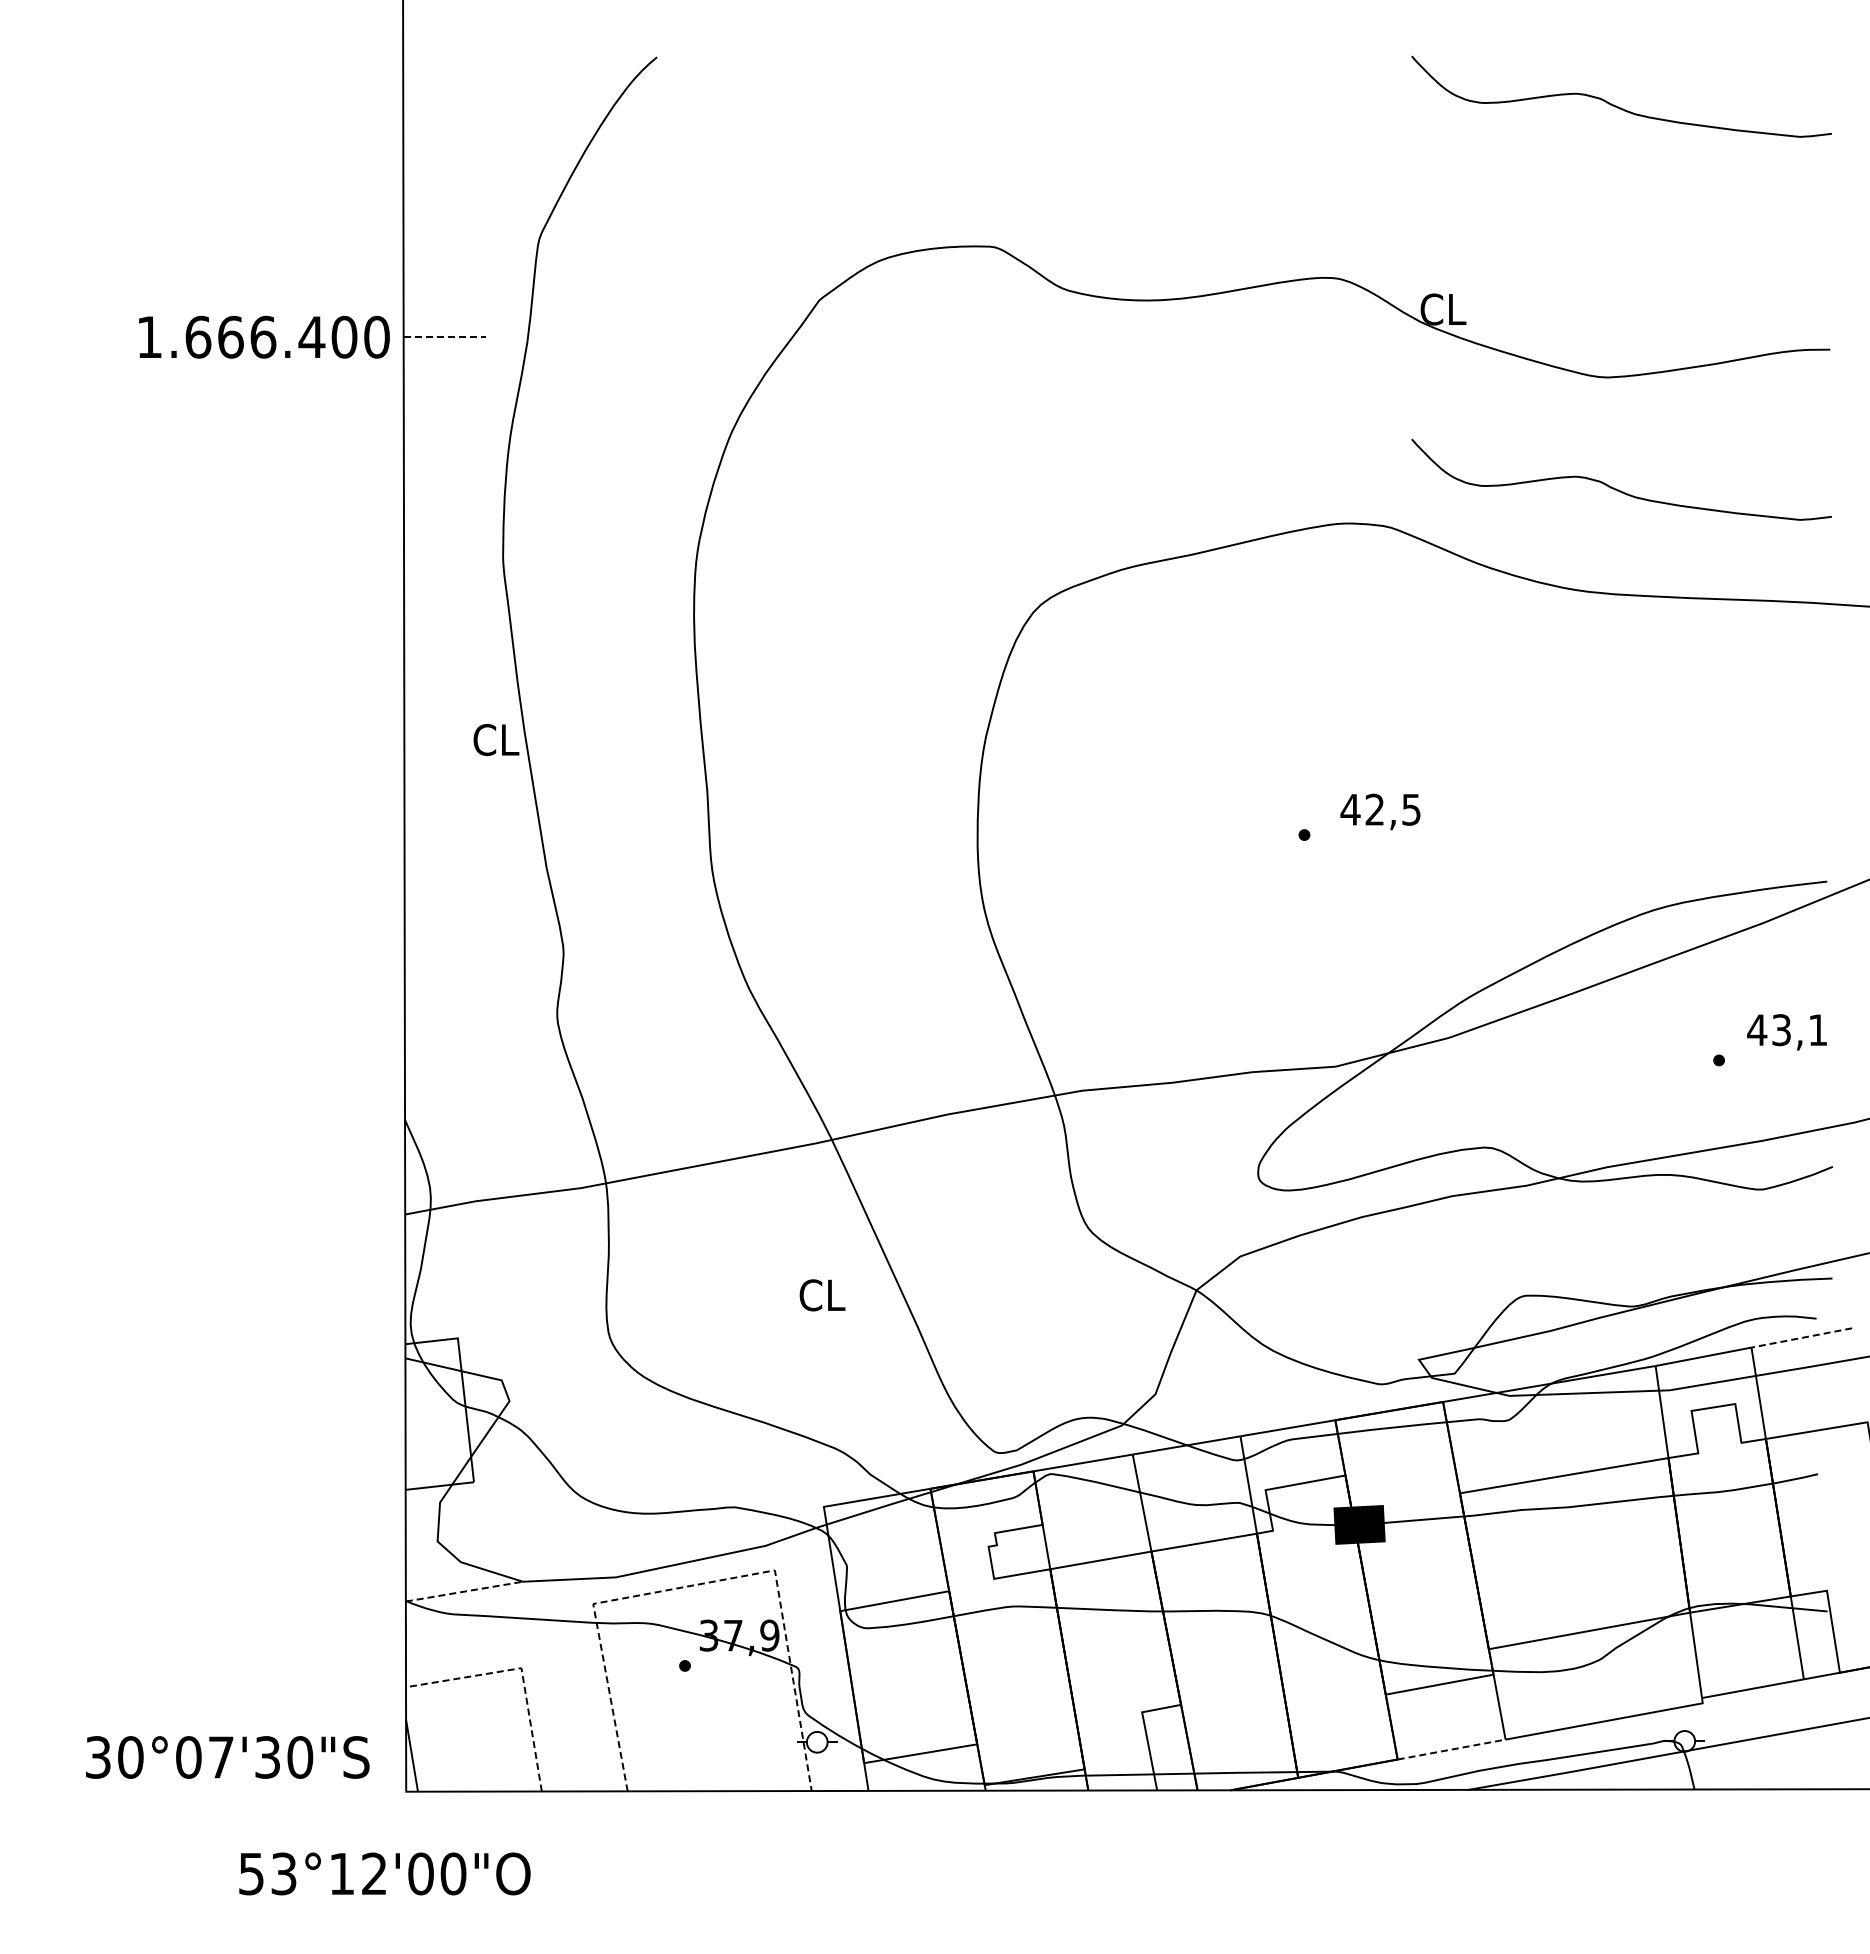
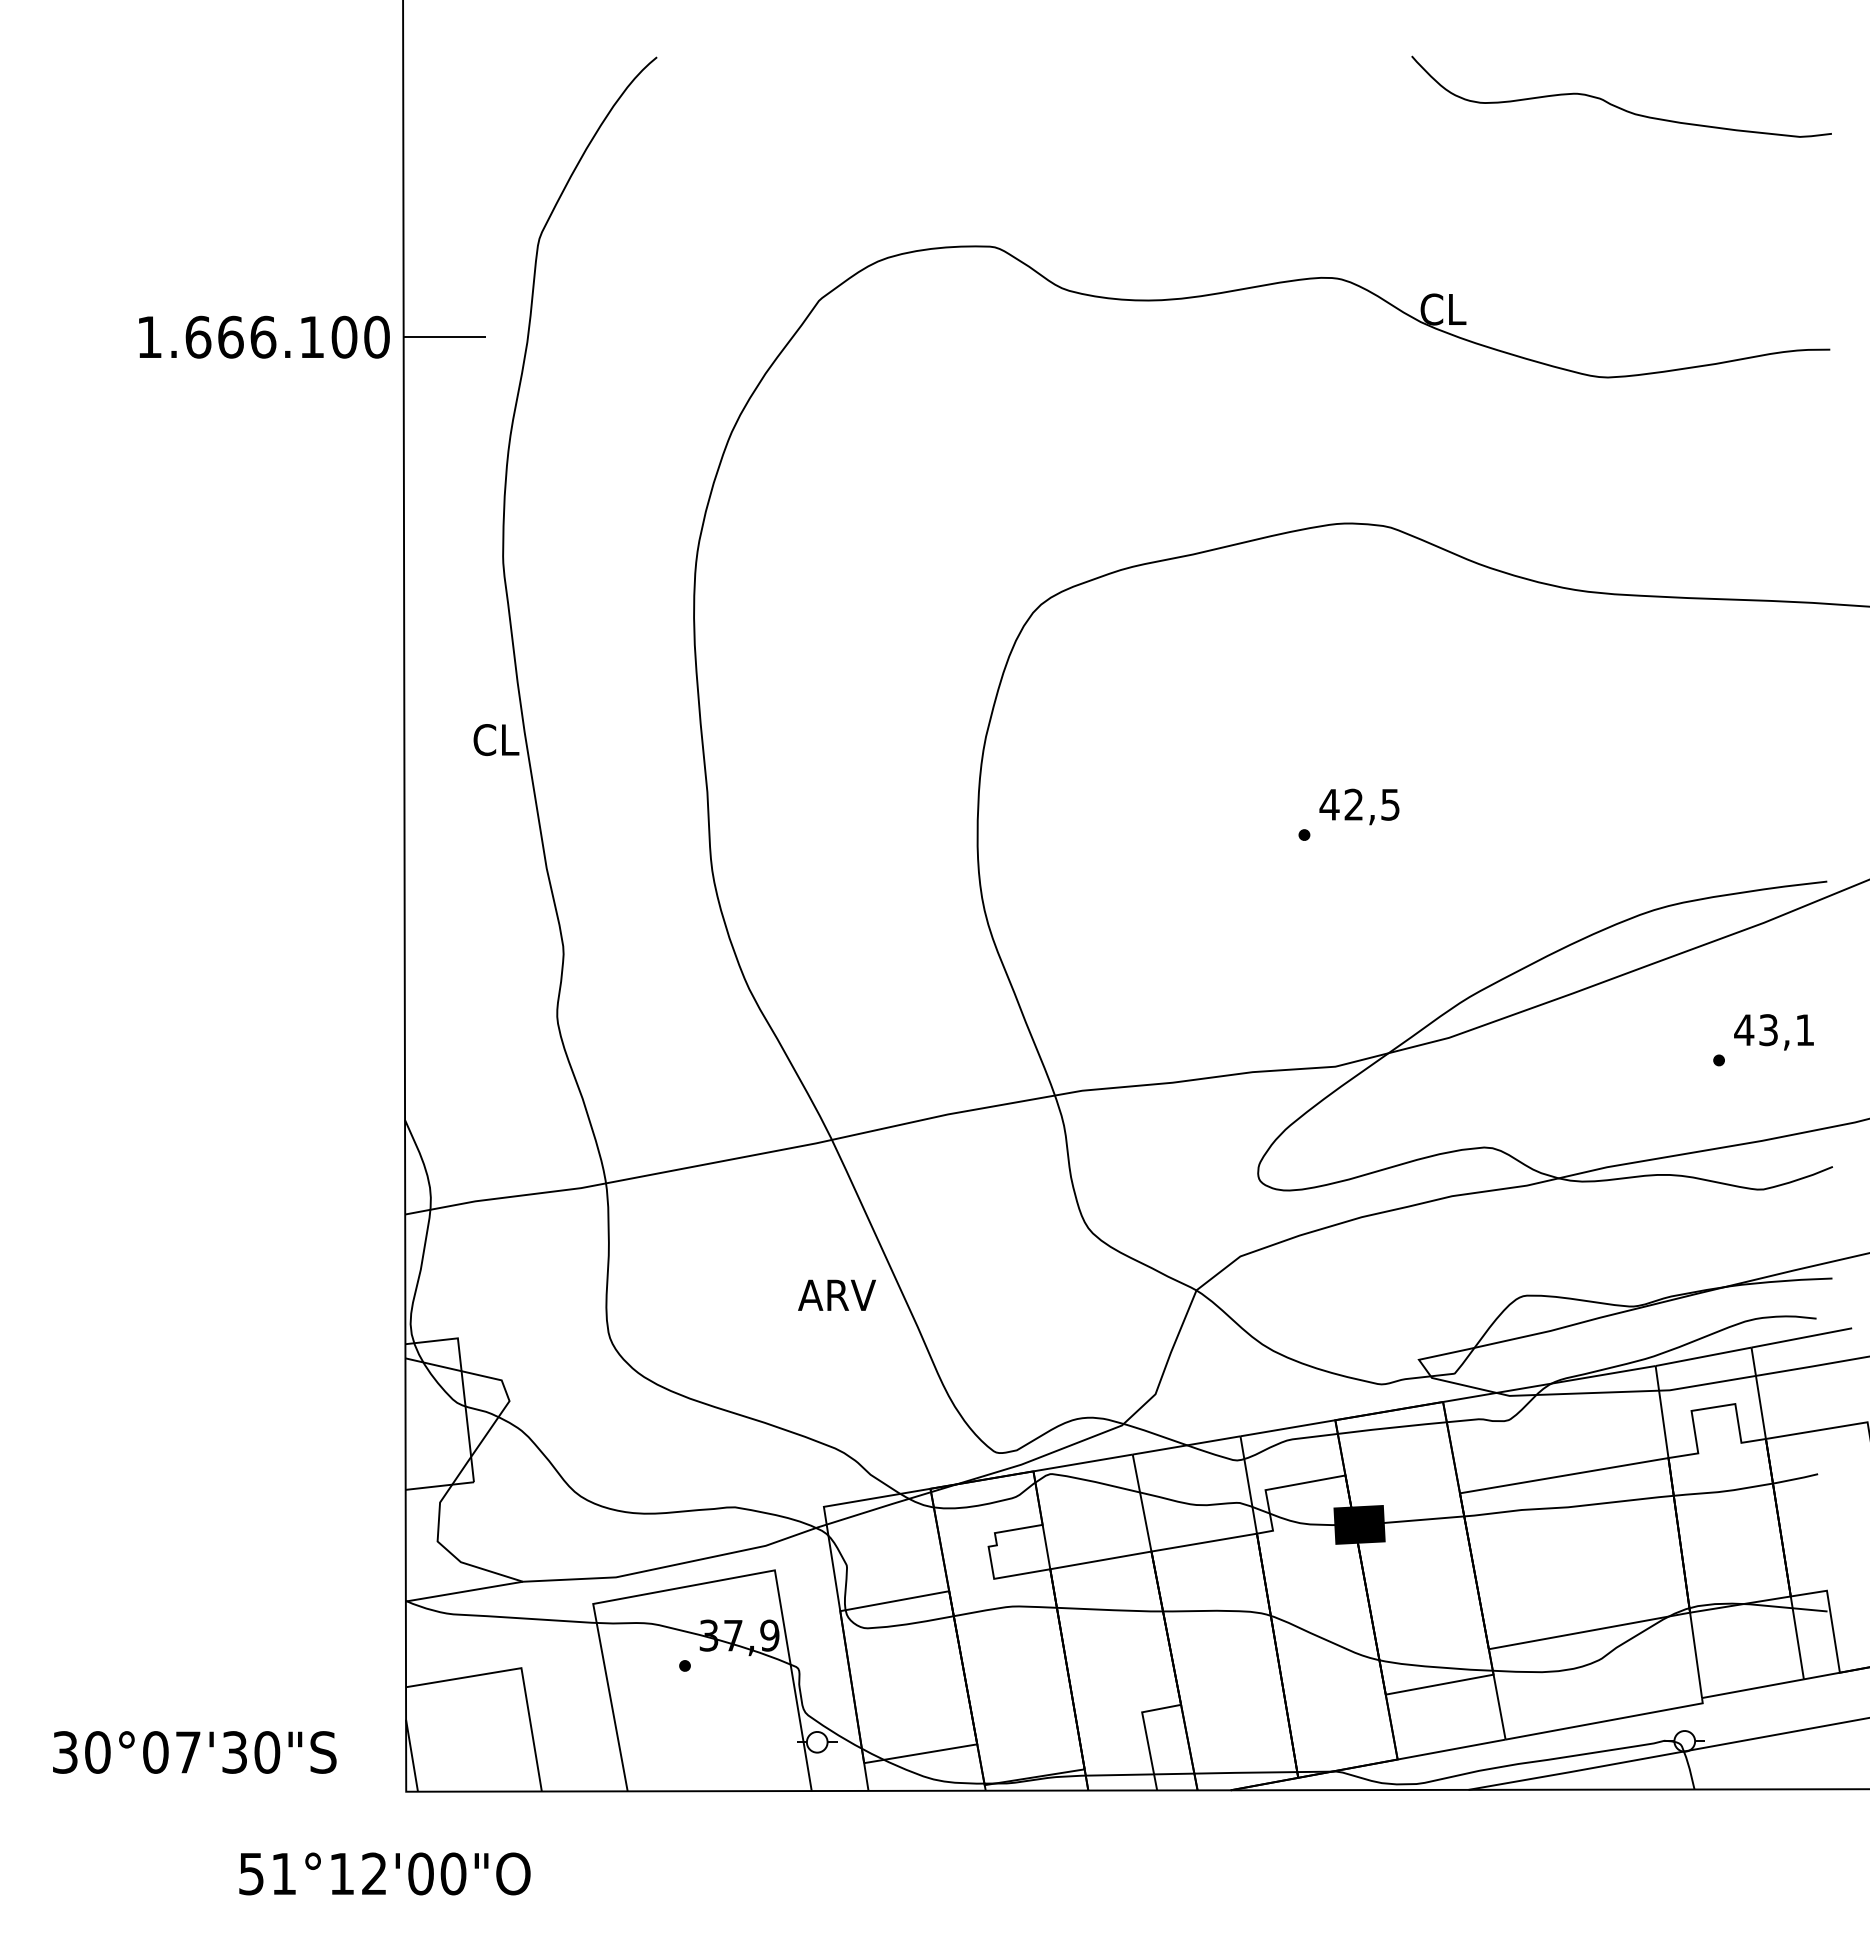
text: 1.666.400 -> 1.666.100 (311, 336)
line: dashed -> solid (445, 337)
curve: present -> none (1616, 488)
text position: (1380, 811) -> (1359, 806) (1359, 806)
text position: (1786, 1032) -> (1773, 1032) (1773, 1032)
text: CL -> ARV (836, 1295)
line: dashed -> solid (1801, 1338)
line: dashed -> solid (700, 1584)
line: dashed -> solid (464, 1591)
line: dashed -> solid (522, 1672)
line: dashed -> solid (1451, 1749)
text position: (227, 1757) -> (194, 1752) (194, 1752)
text: 53°12'00"O -> 51°12'00"O (283, 1873)
